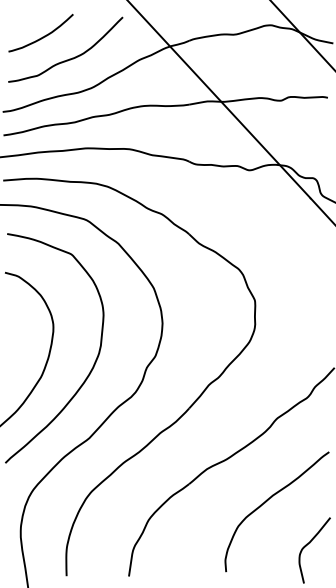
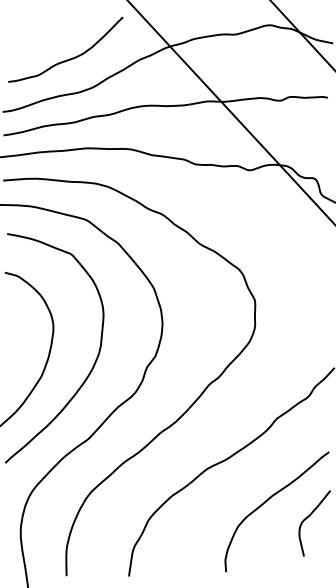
curve: present -> none (42, 36)
curve position: (310, 543) -> (310, 516) (310, 516)
